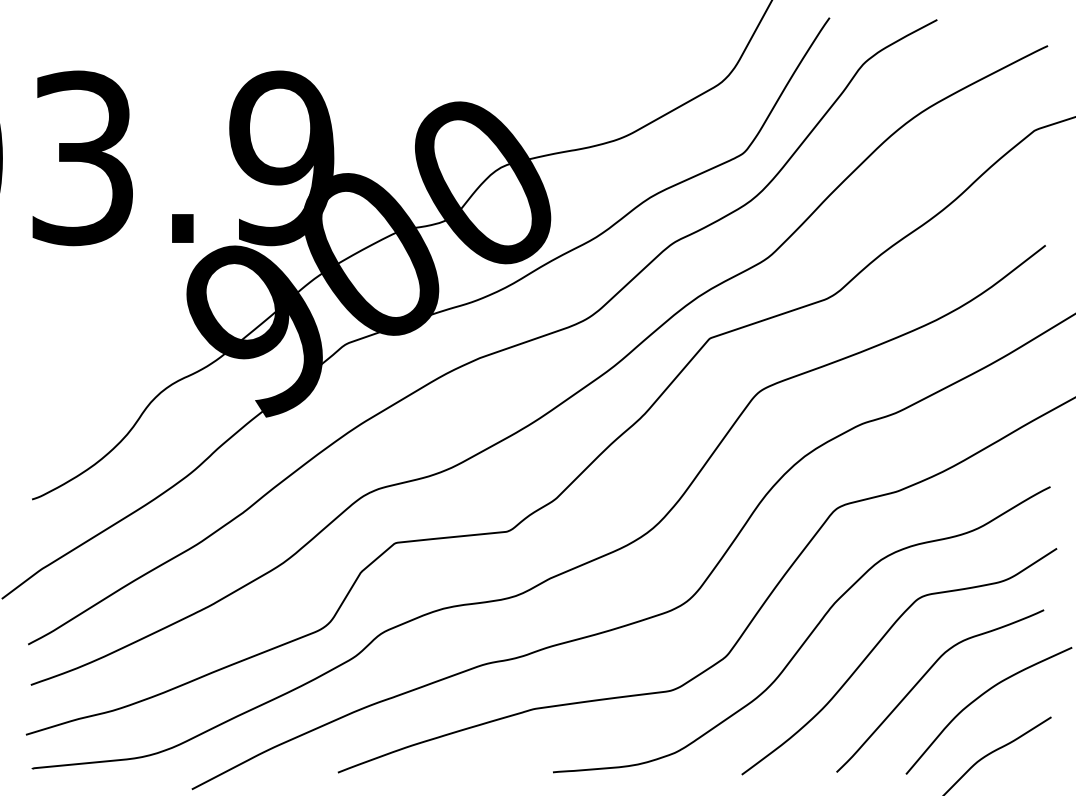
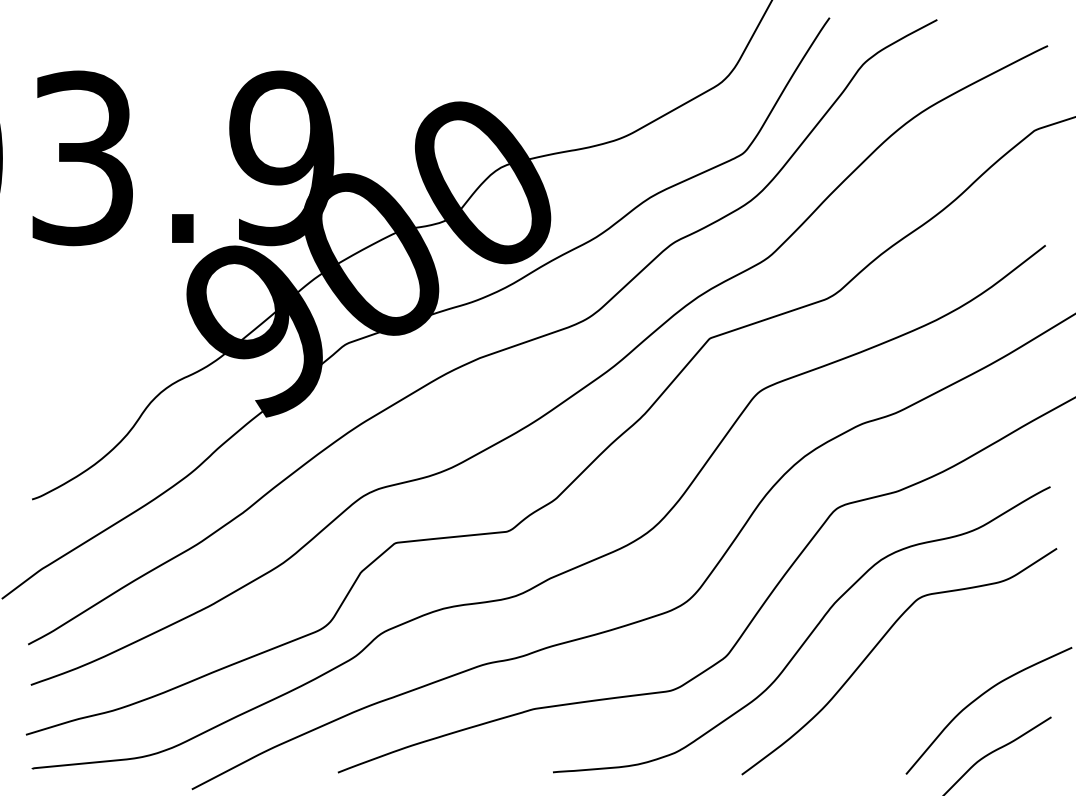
curve: present -> none (925, 675)
